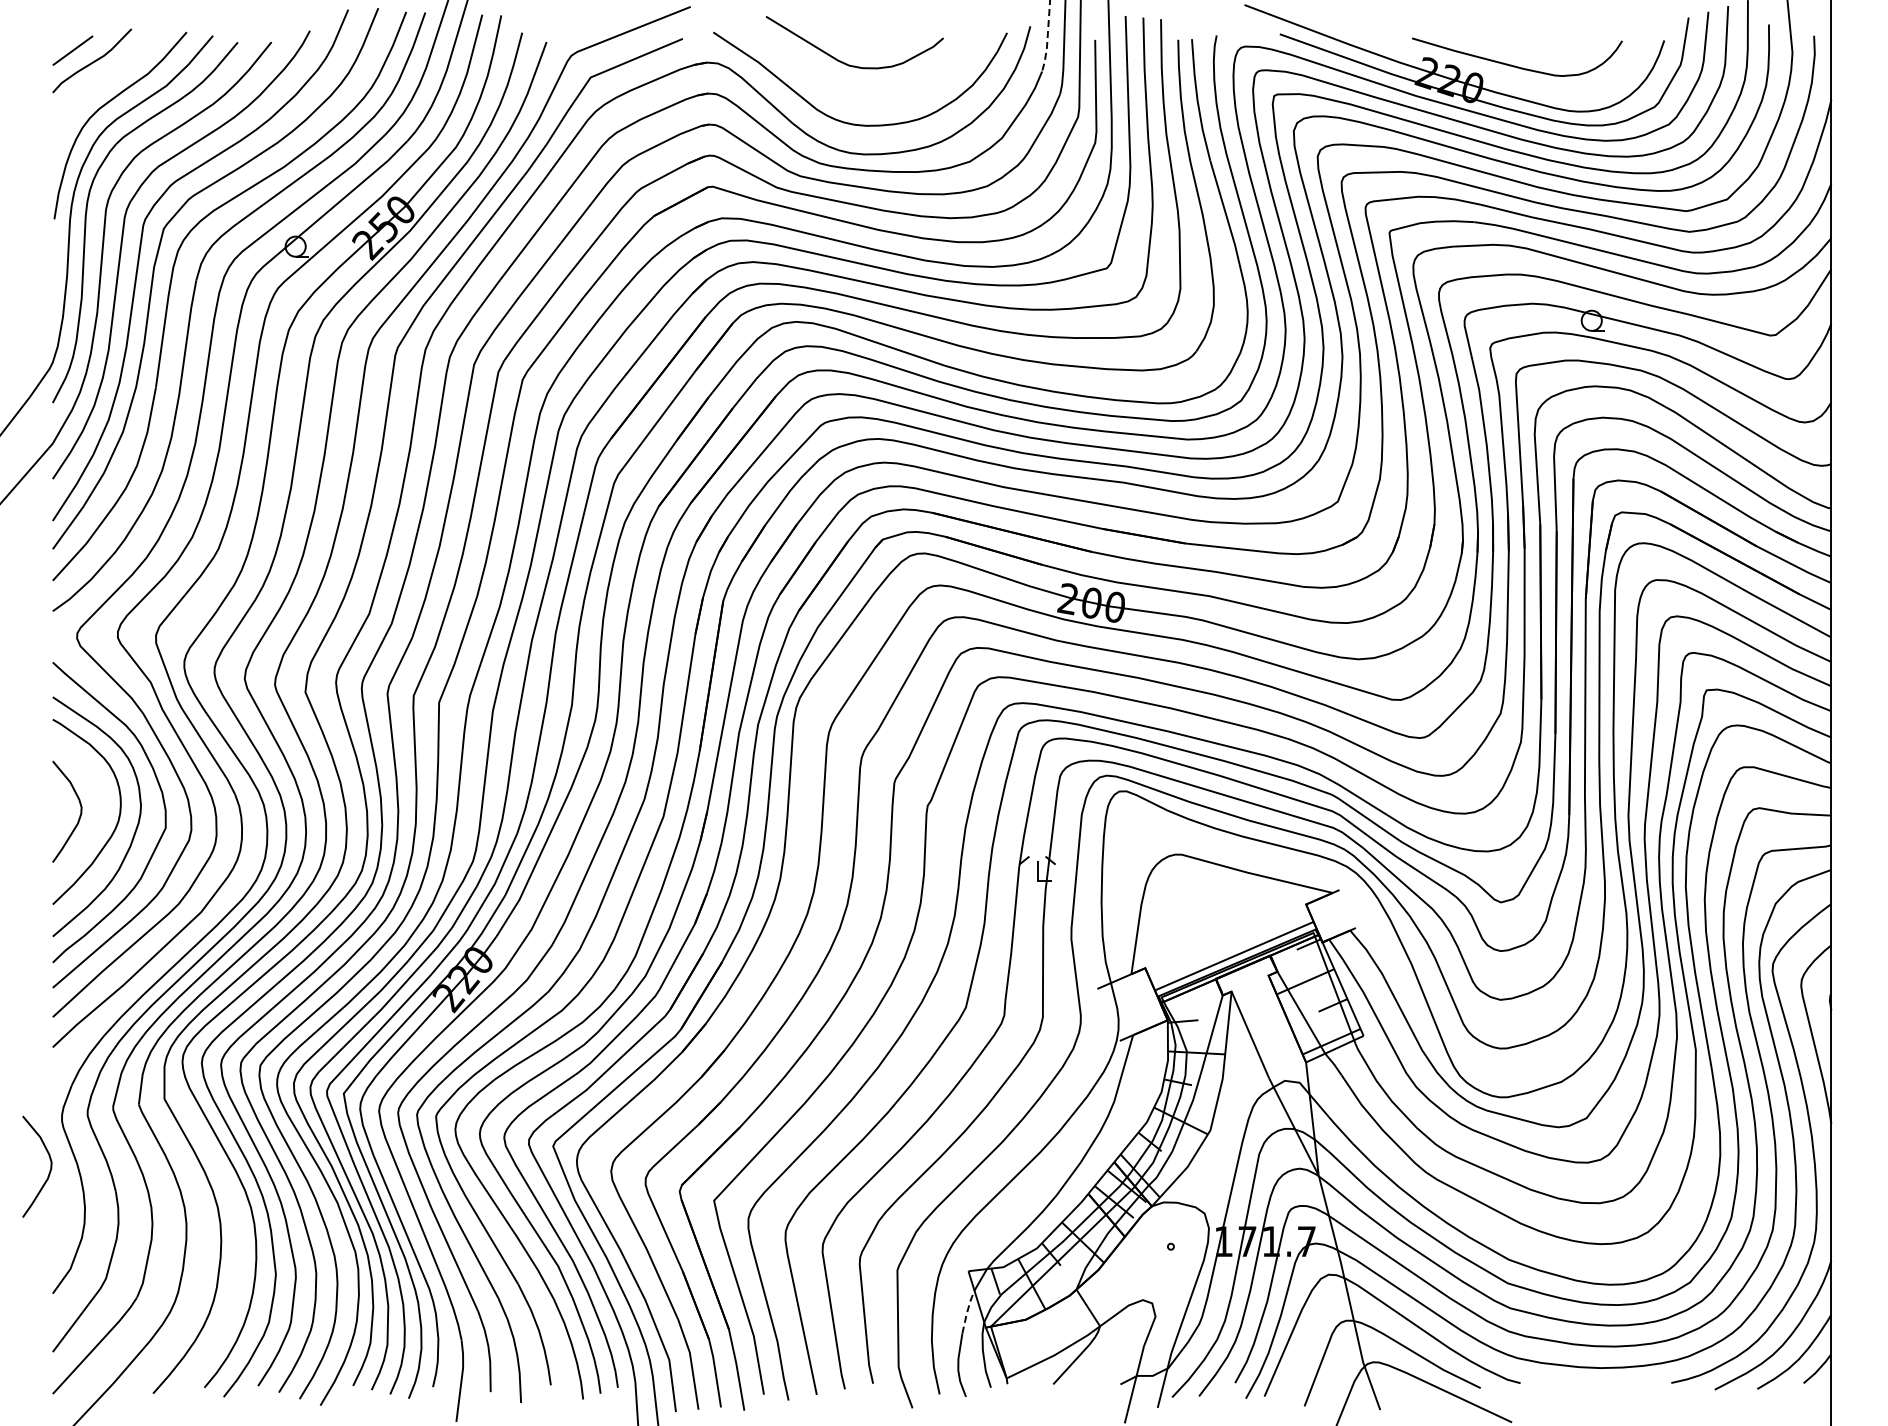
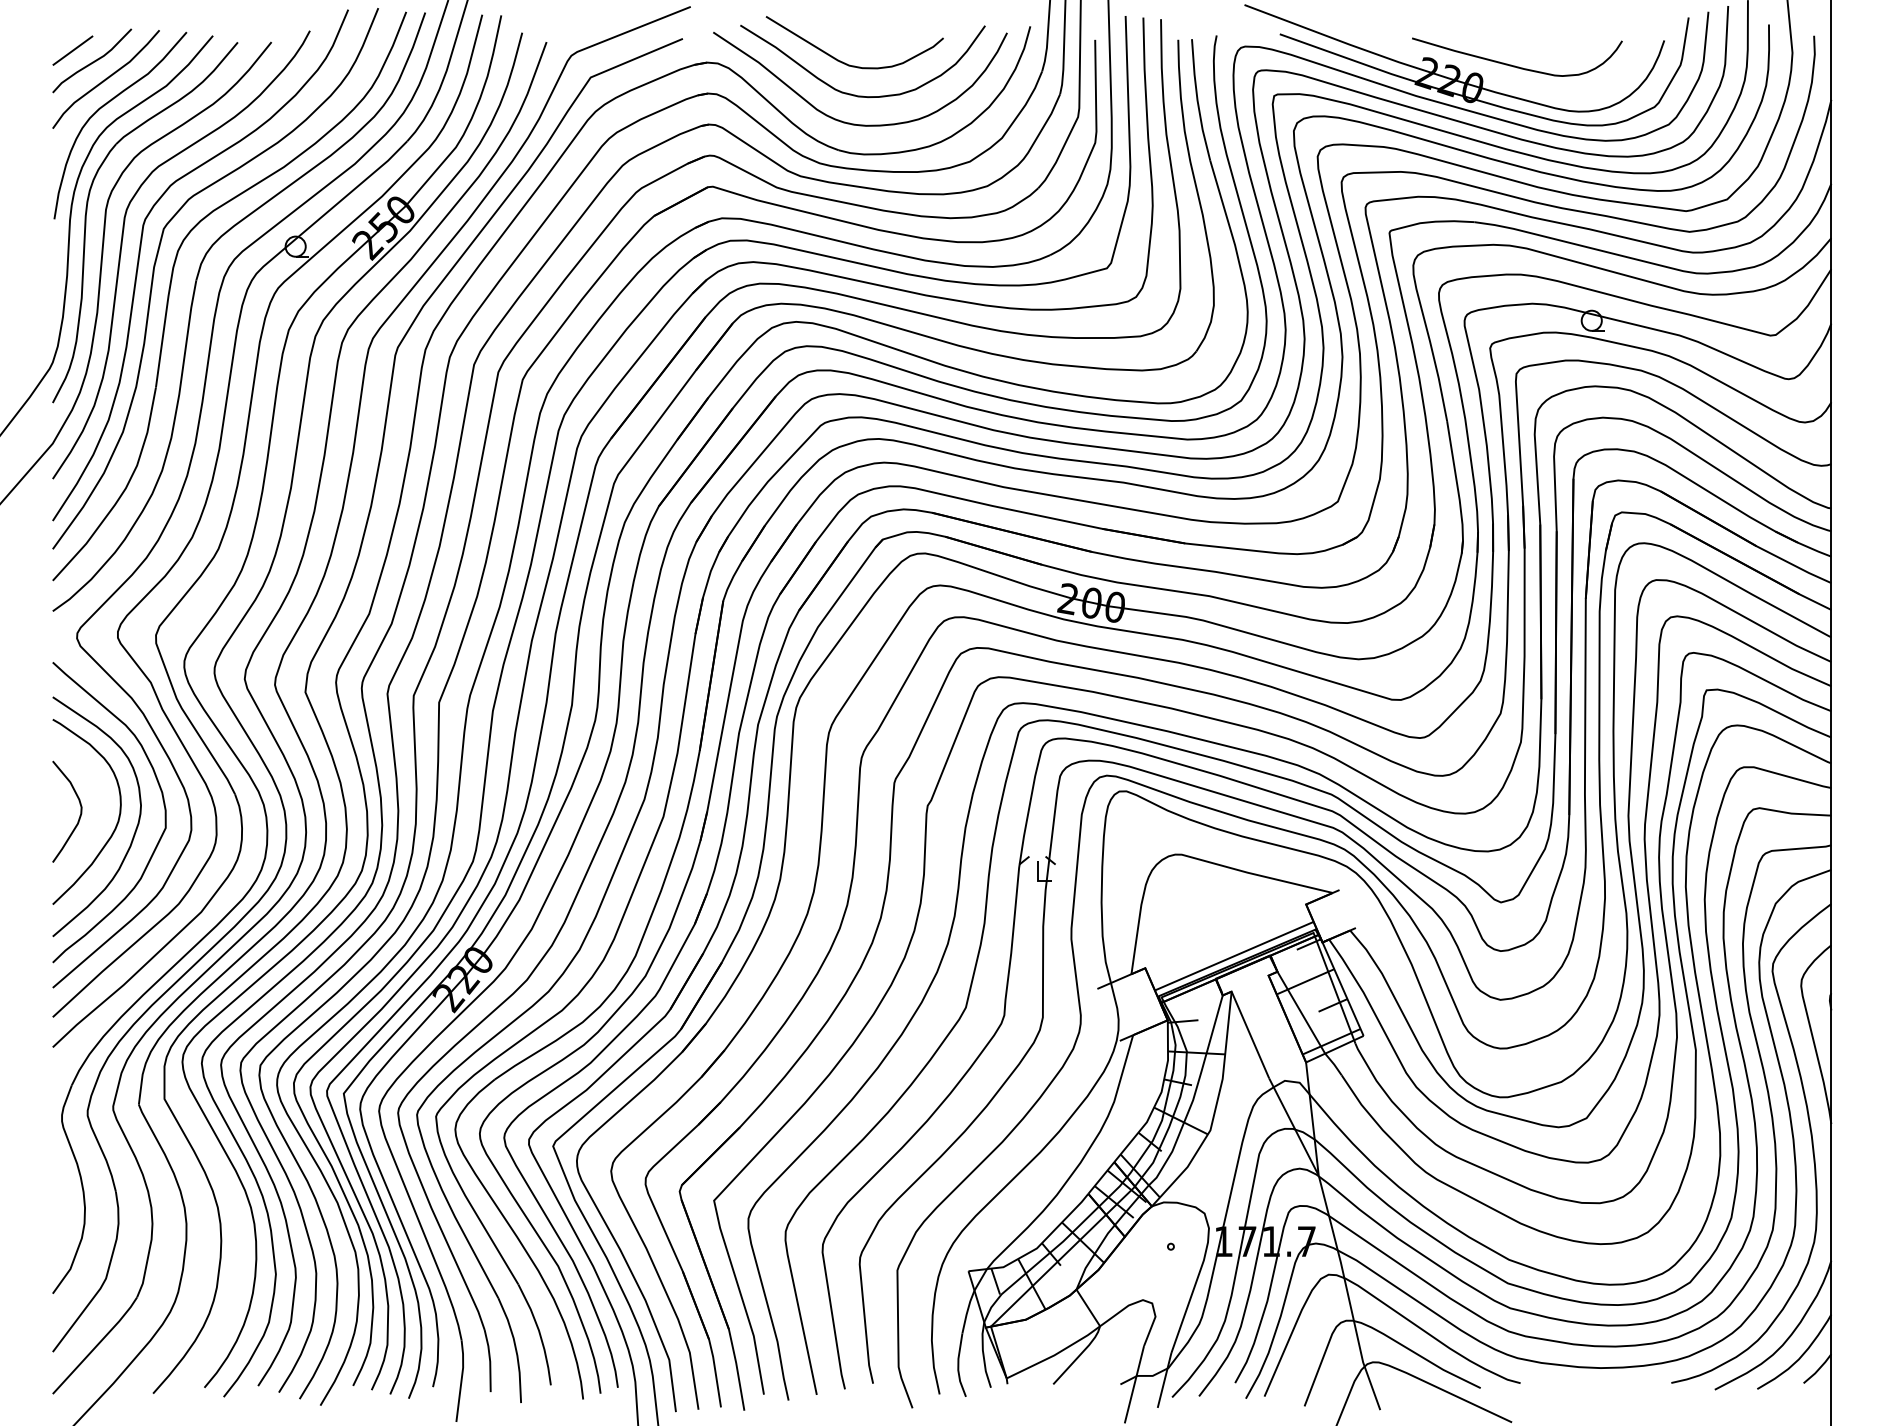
line: dashed -> solid (1047, 38)
curve: none -> present (105, 79)
curve: none -> present (855, 94)
curve: present -> none (49, 1170)
line: dashed -> solid (967, 1311)
